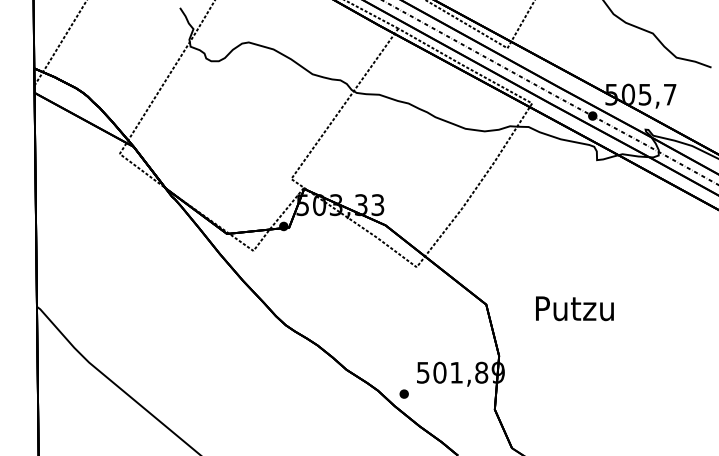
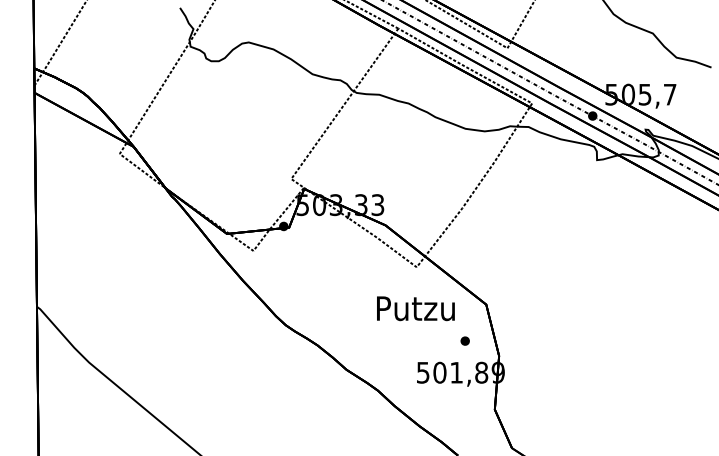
text position: (574, 308) -> (415, 308) (415, 308)
part position: (403, 393) -> (464, 340) (464, 340)
